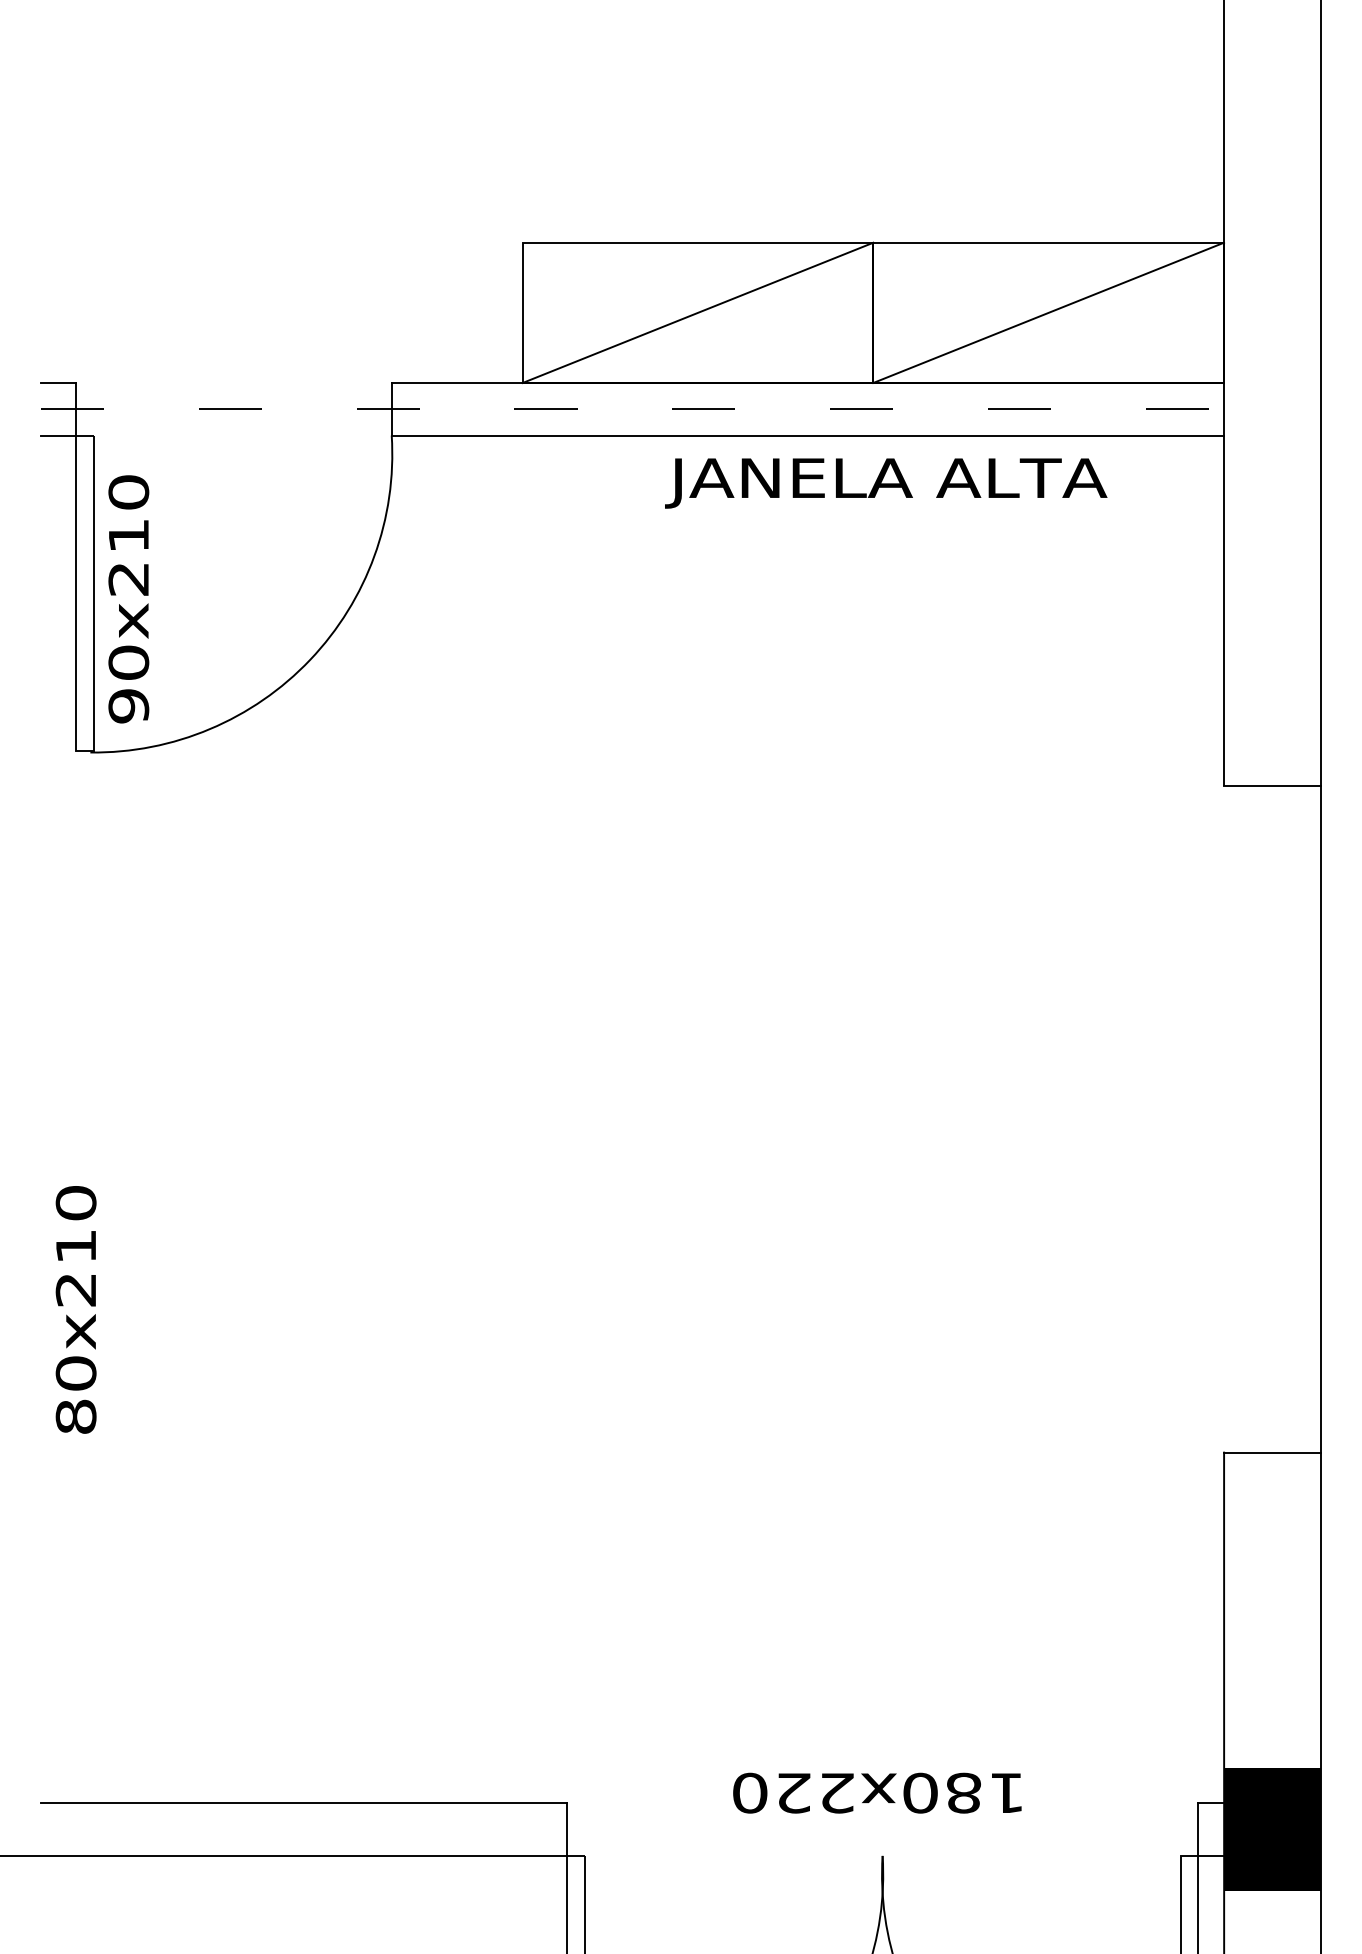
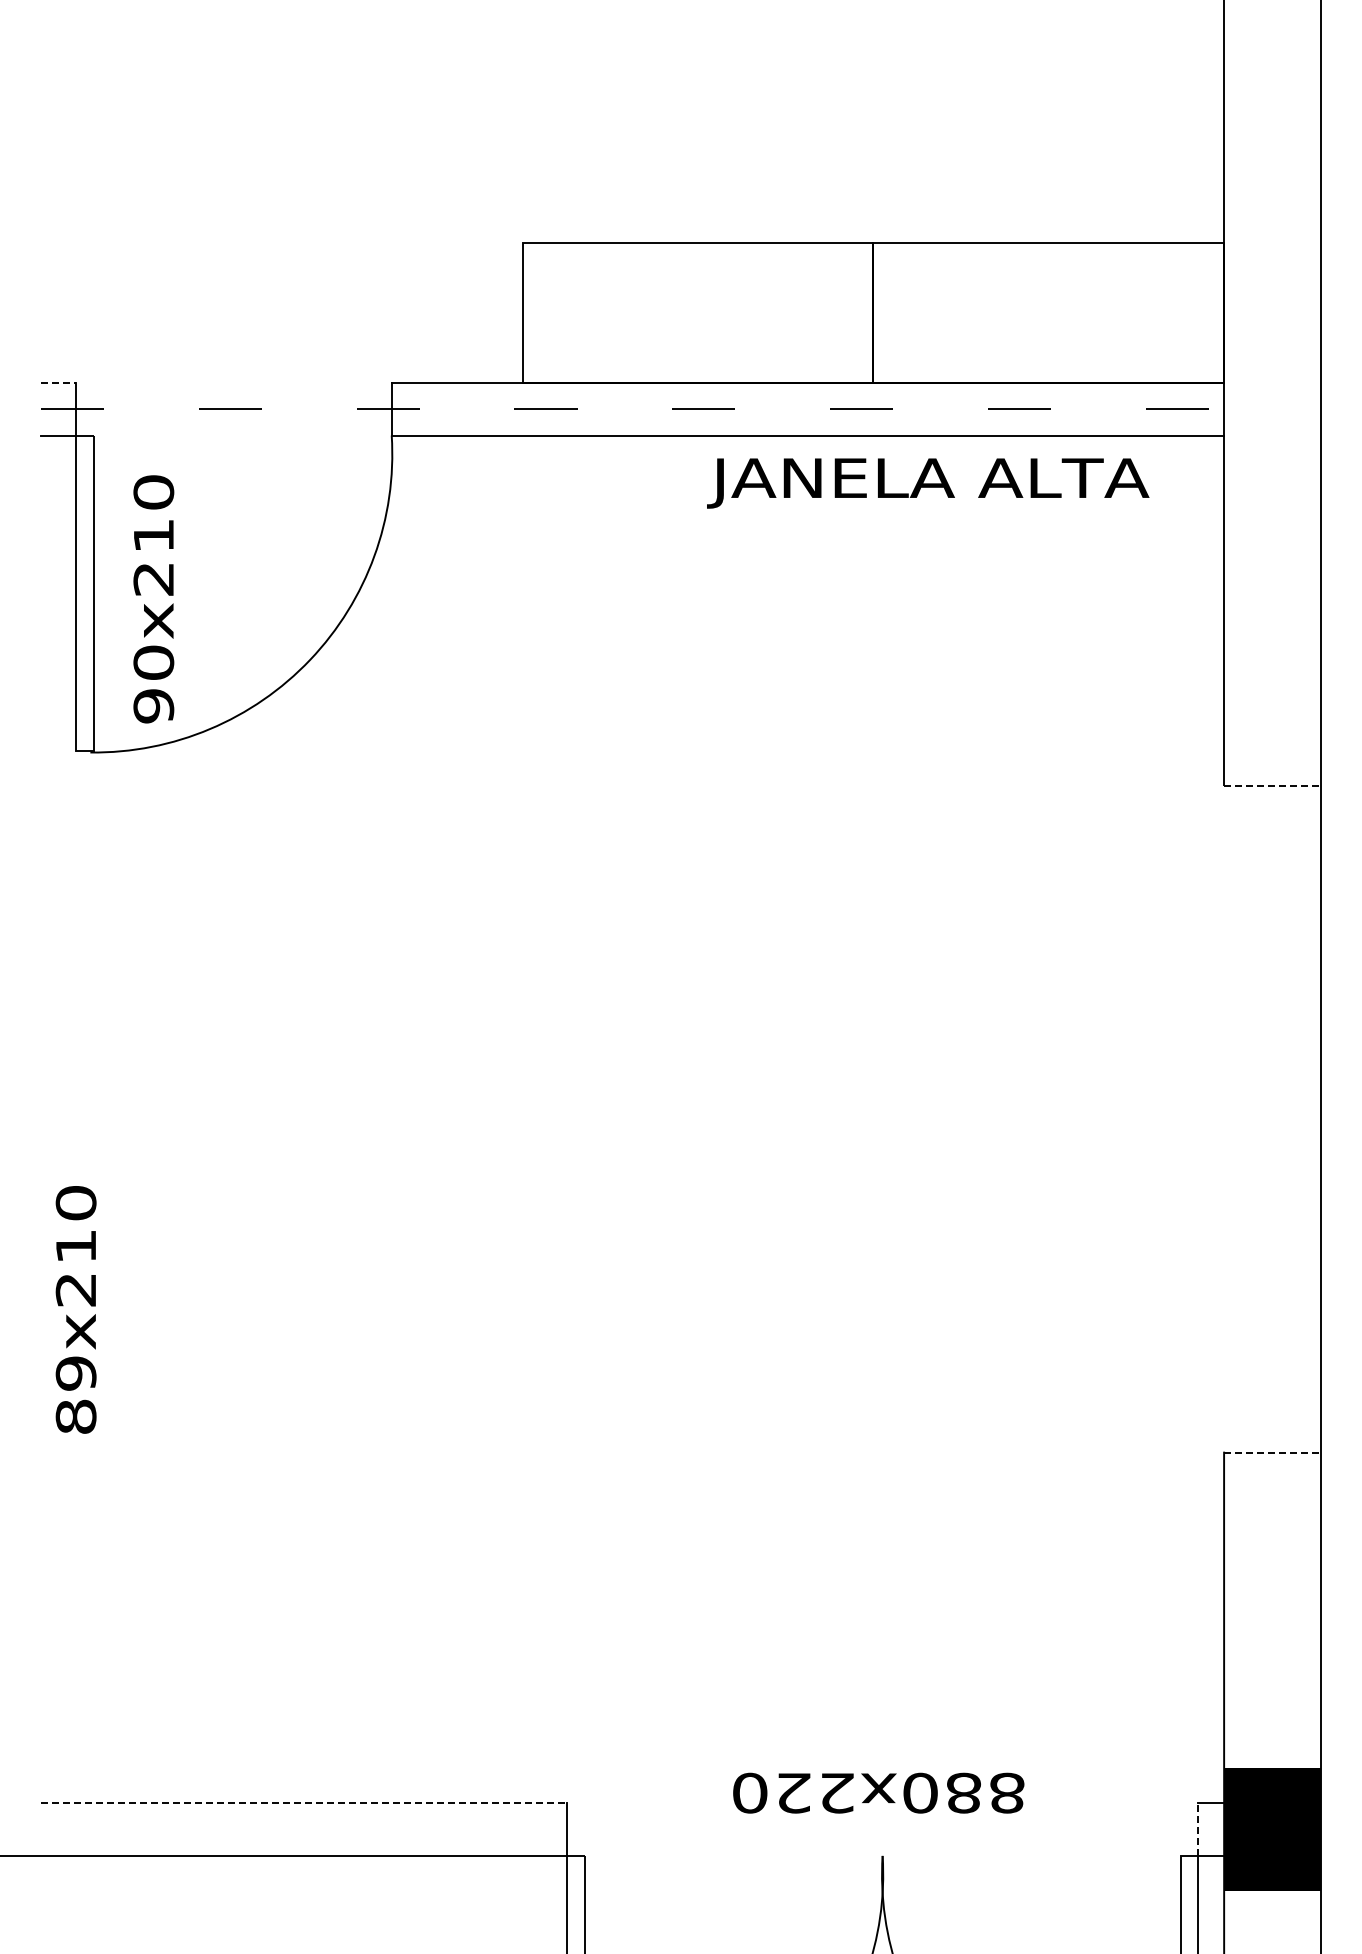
line: present -> none (697, 312)
line: present -> none (1048, 312)
line: solid -> dashed (58, 383)
text position: (886, 483) -> (928, 483) (928, 483)
text position: (128, 599) -> (153, 599) (153, 599)
line: solid -> dashed (1273, 786)
text: 80x210 -> 89x210 (75, 1373)
line: solid -> dashed (1273, 1452)
text: 180x220 -> 880x220 (1007, 1792)
line: solid -> dashed (304, 1803)
line: solid -> dashed (1198, 1829)
